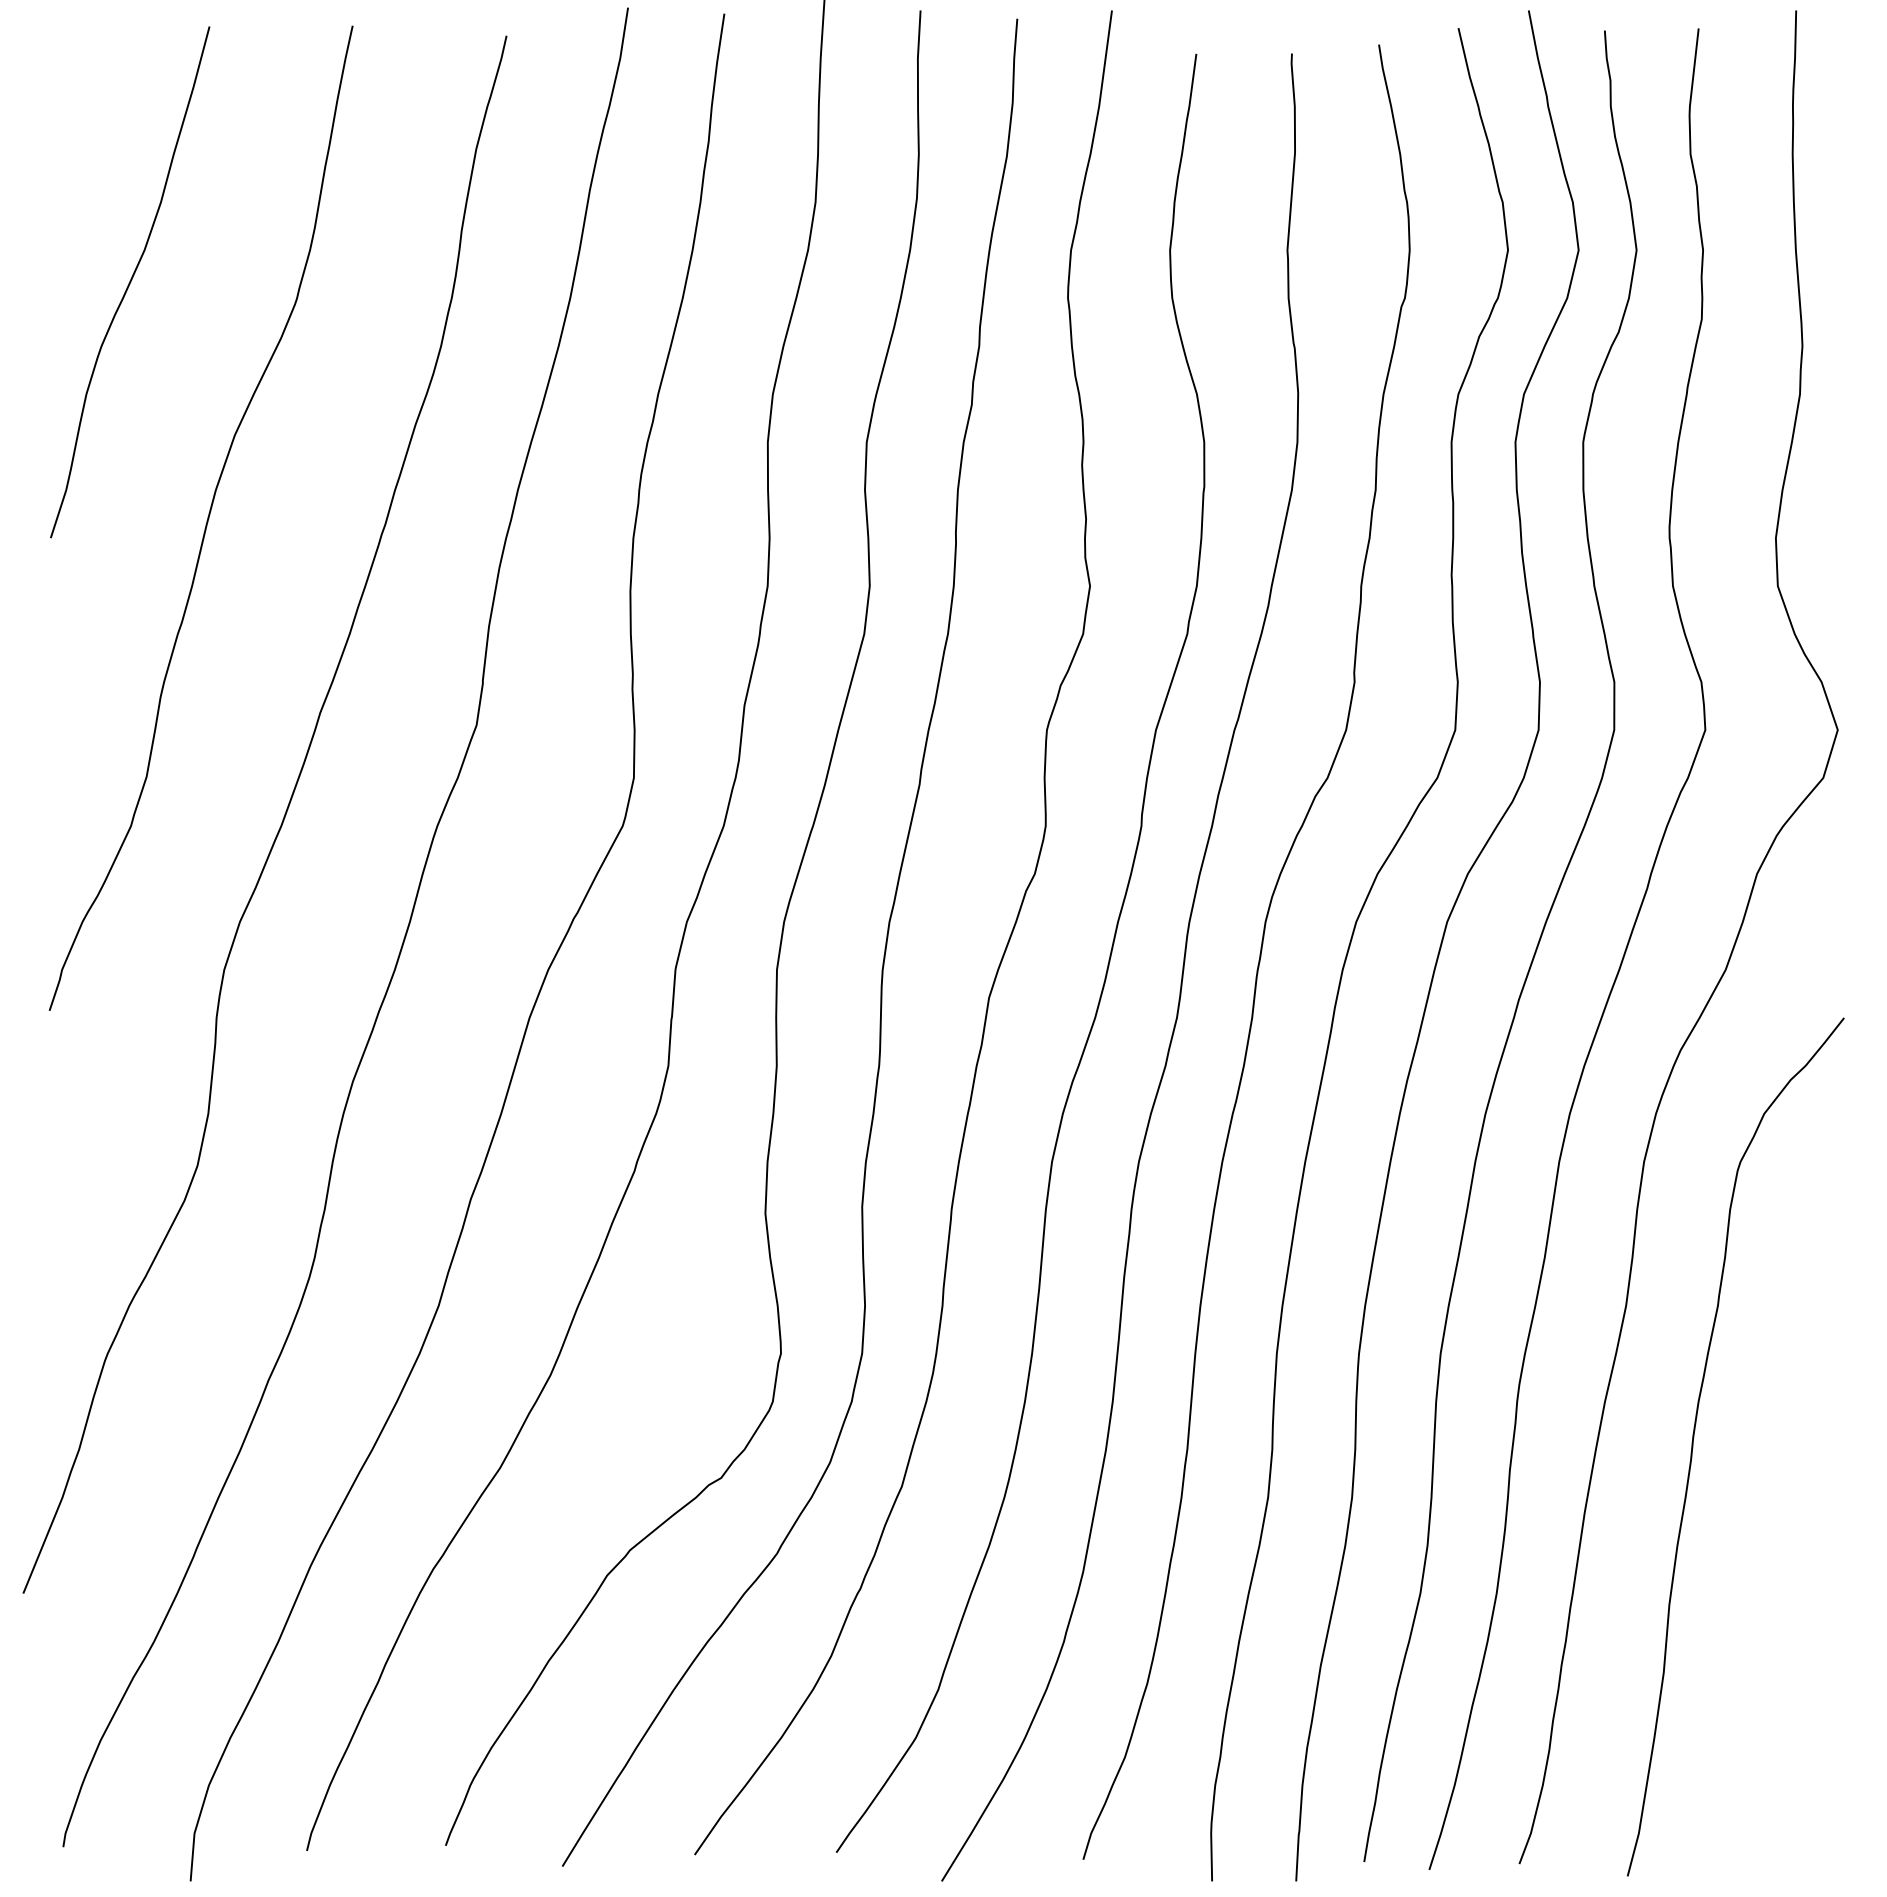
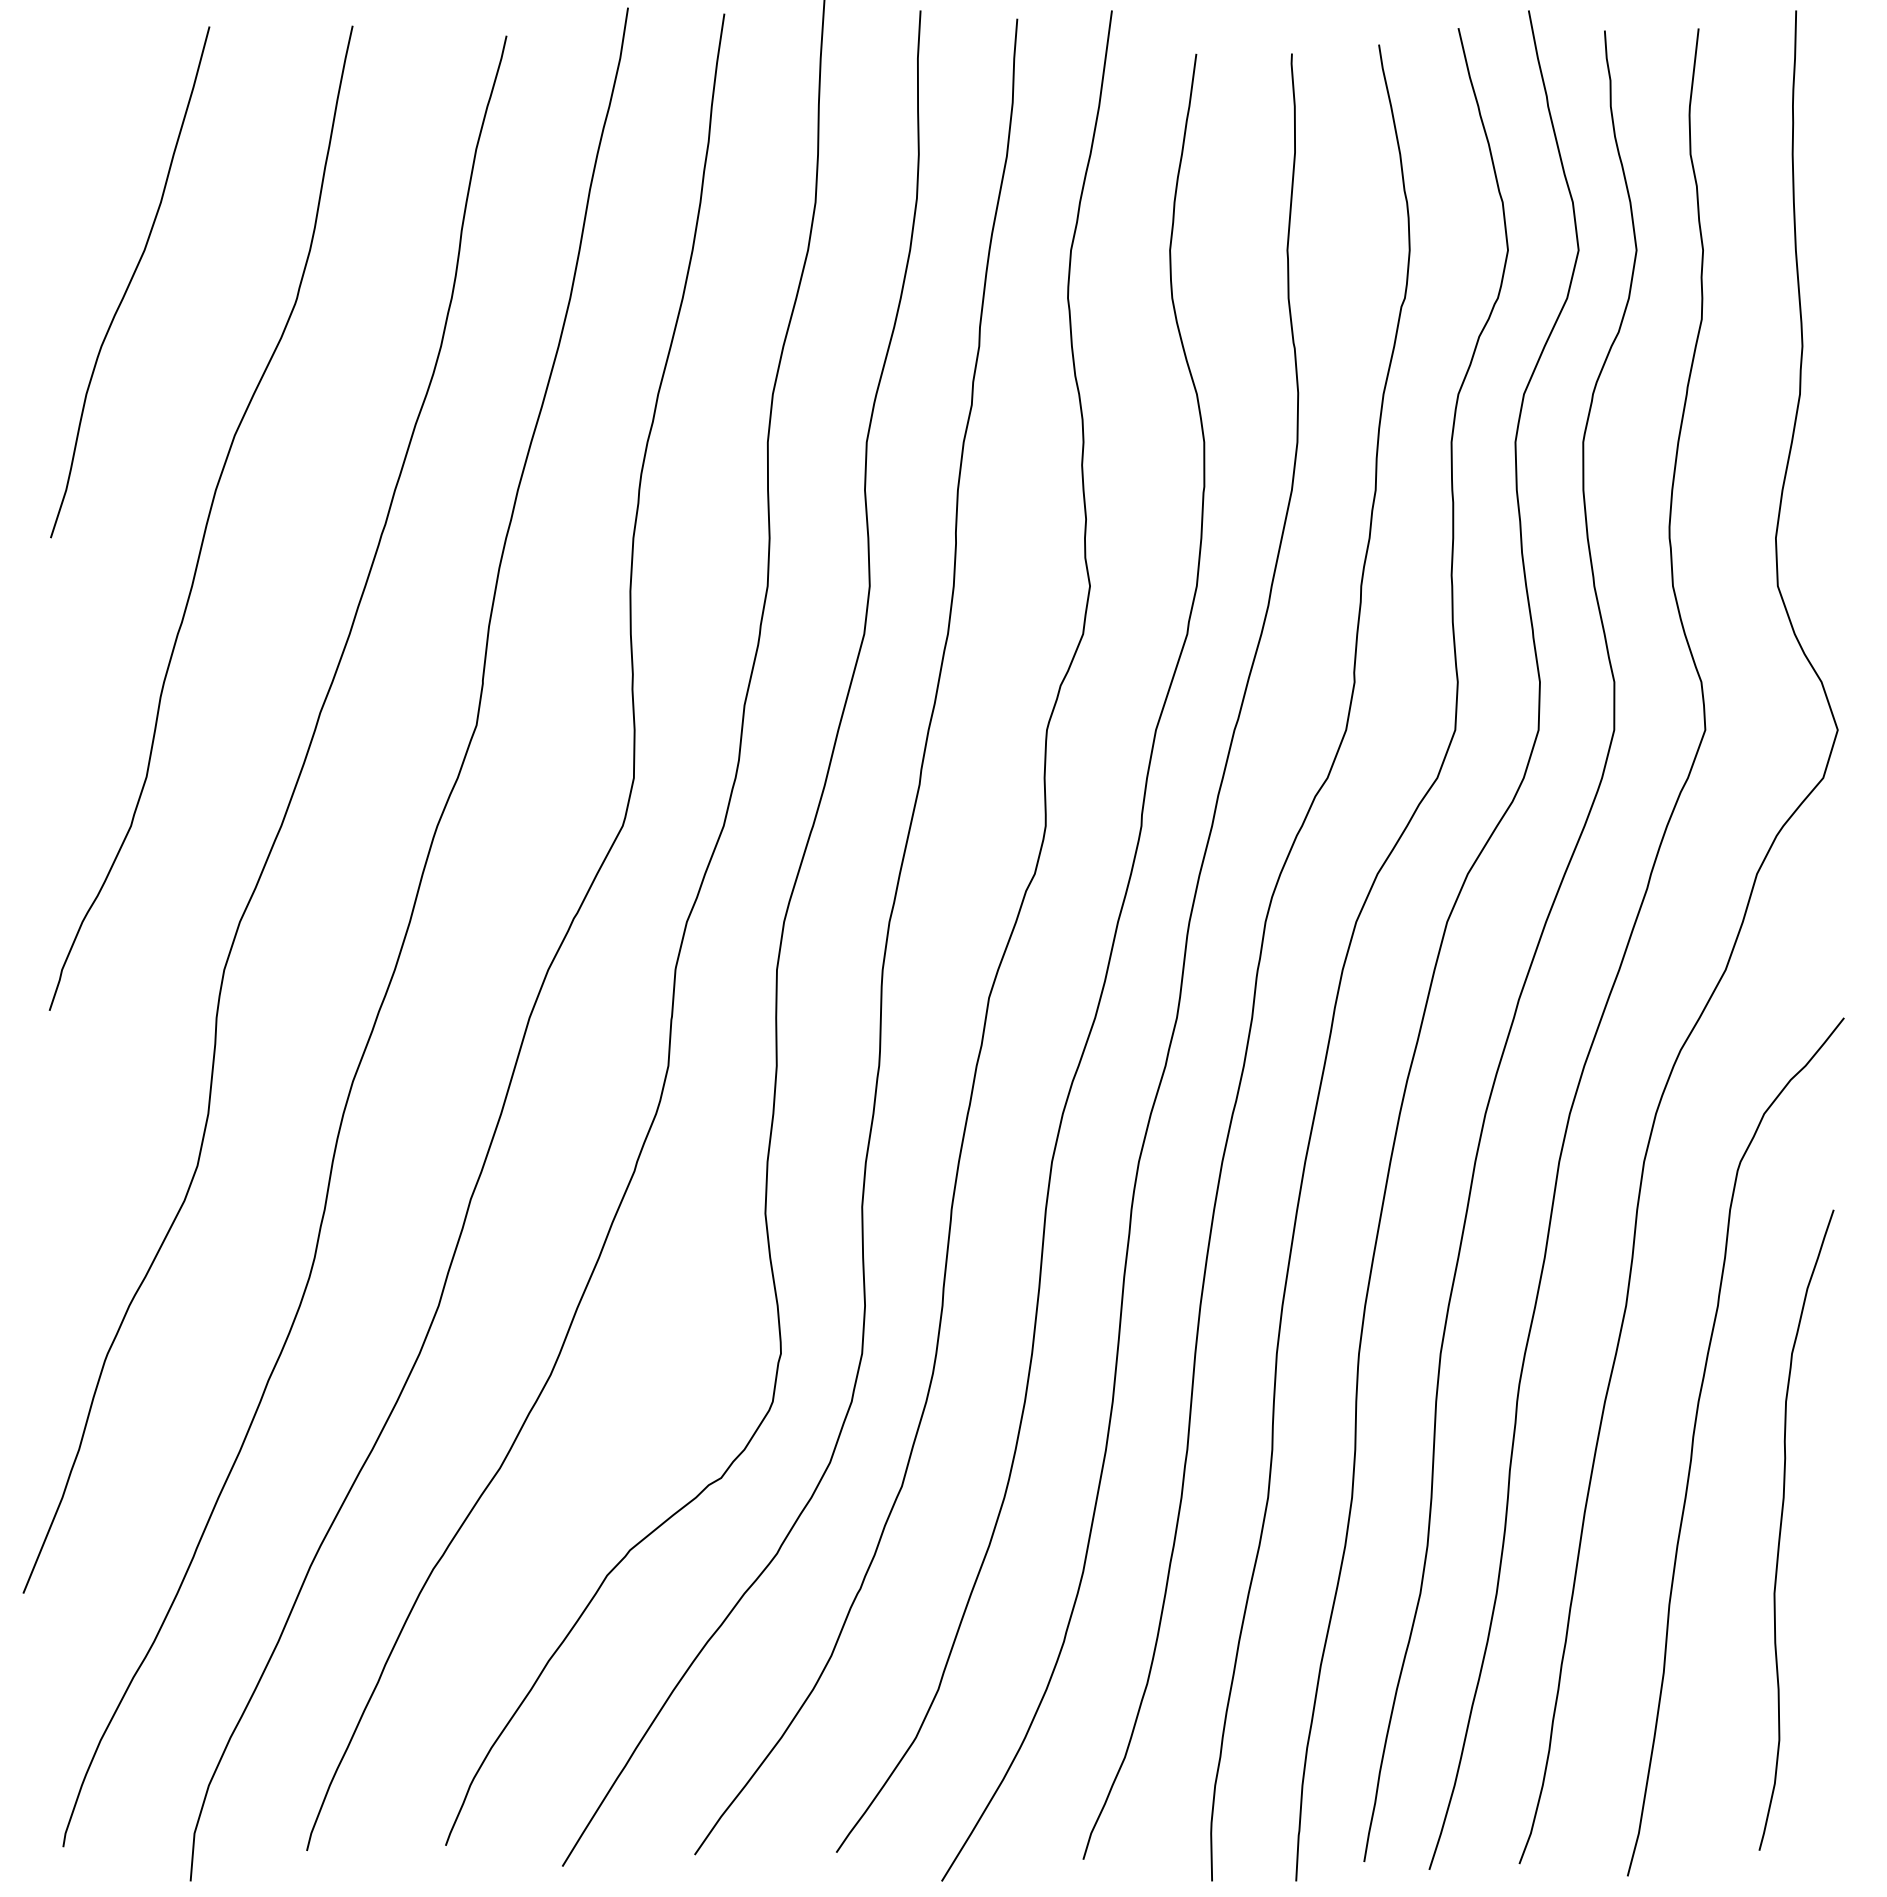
curve: none -> present (1781, 1529)
